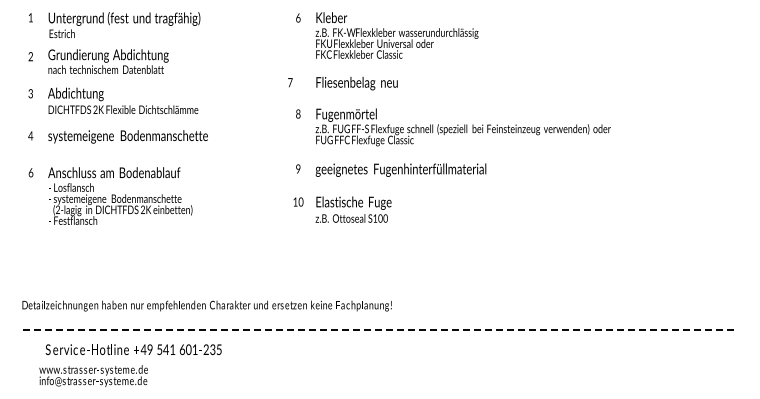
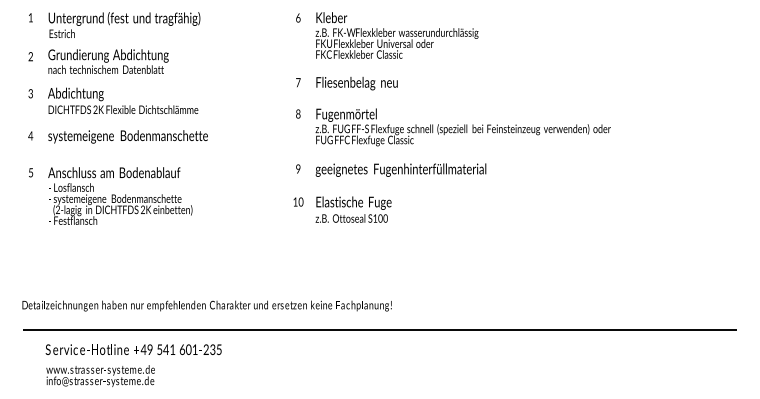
text position: (290, 82) -> (298, 82) (298, 82)
text: 6 -> 5 (30, 172)
line: dashed -> solid (380, 329)
text position: (93, 375) -> (100, 375) (100, 375)
